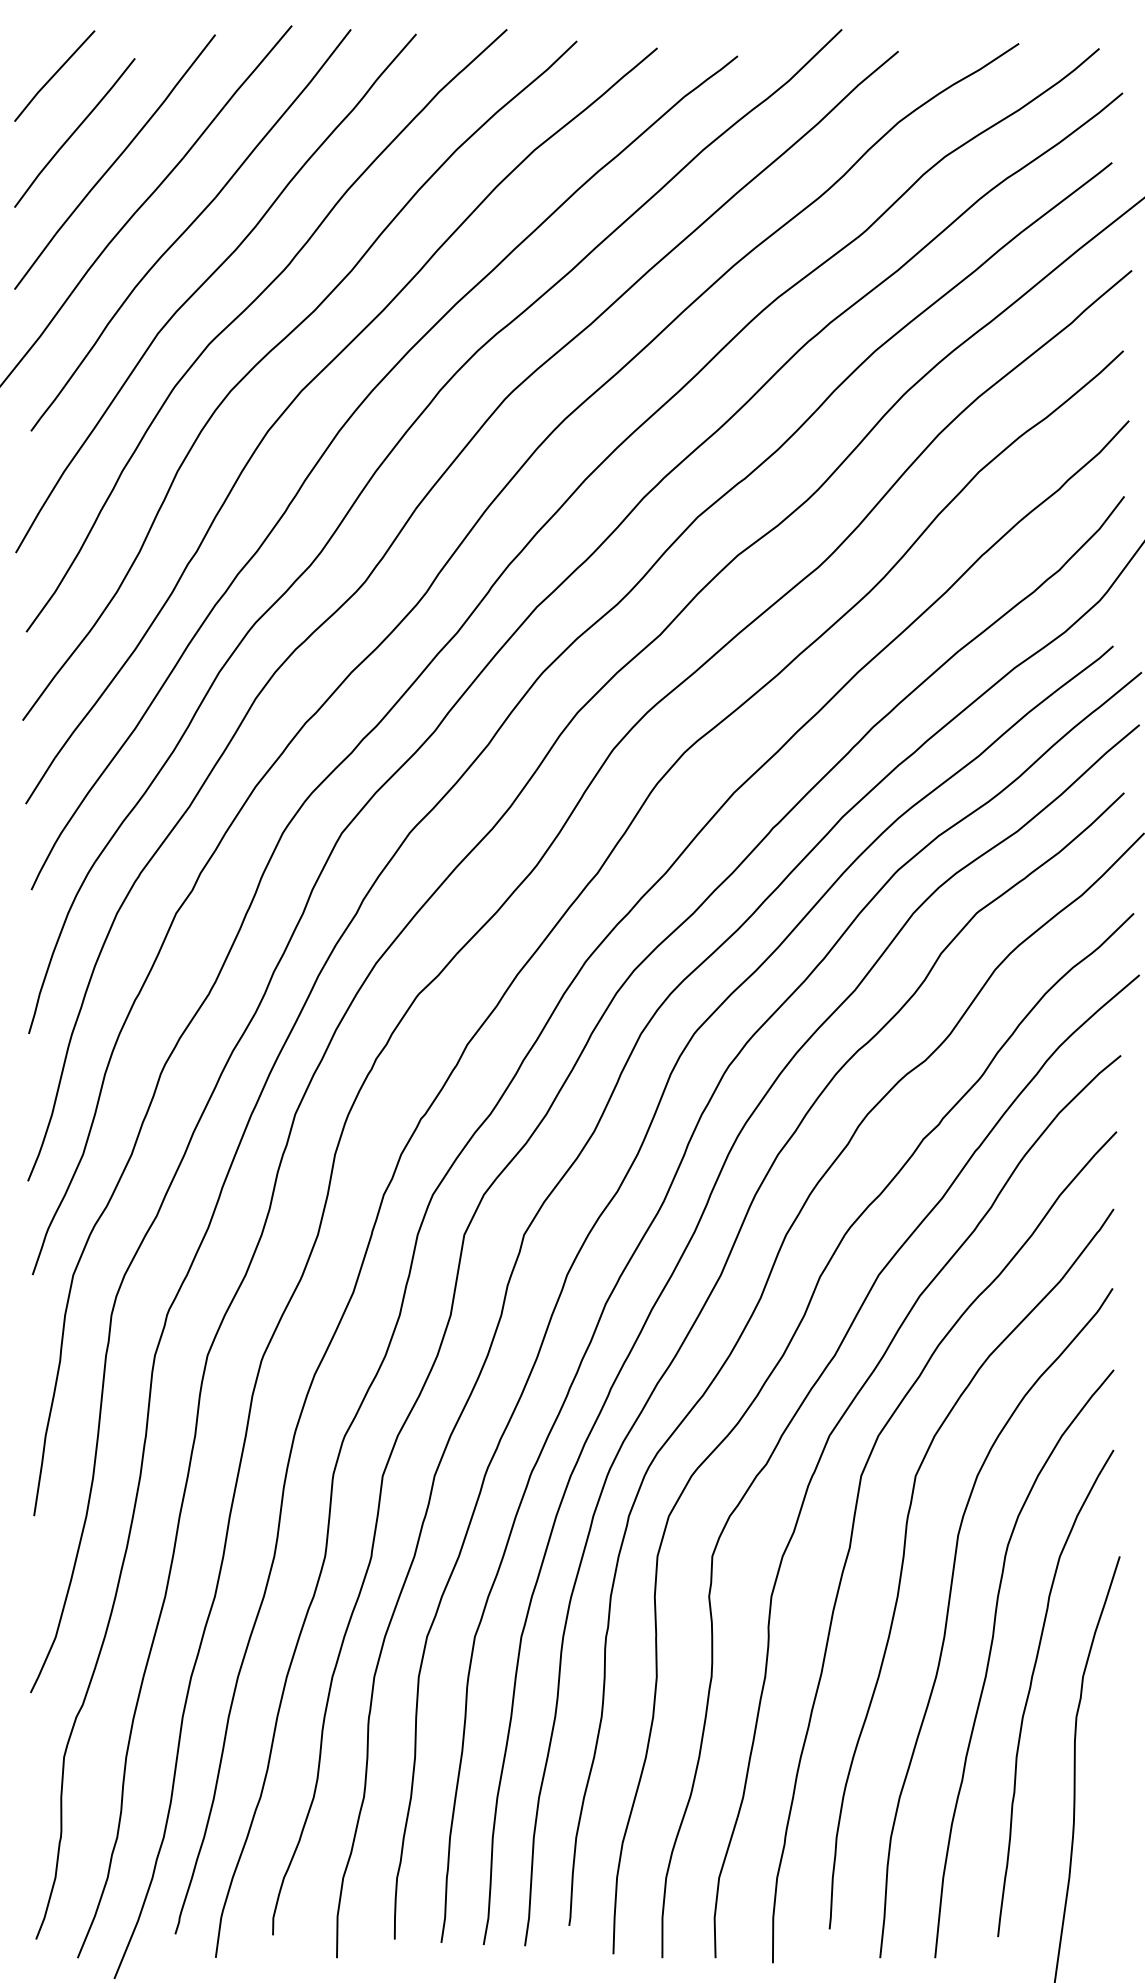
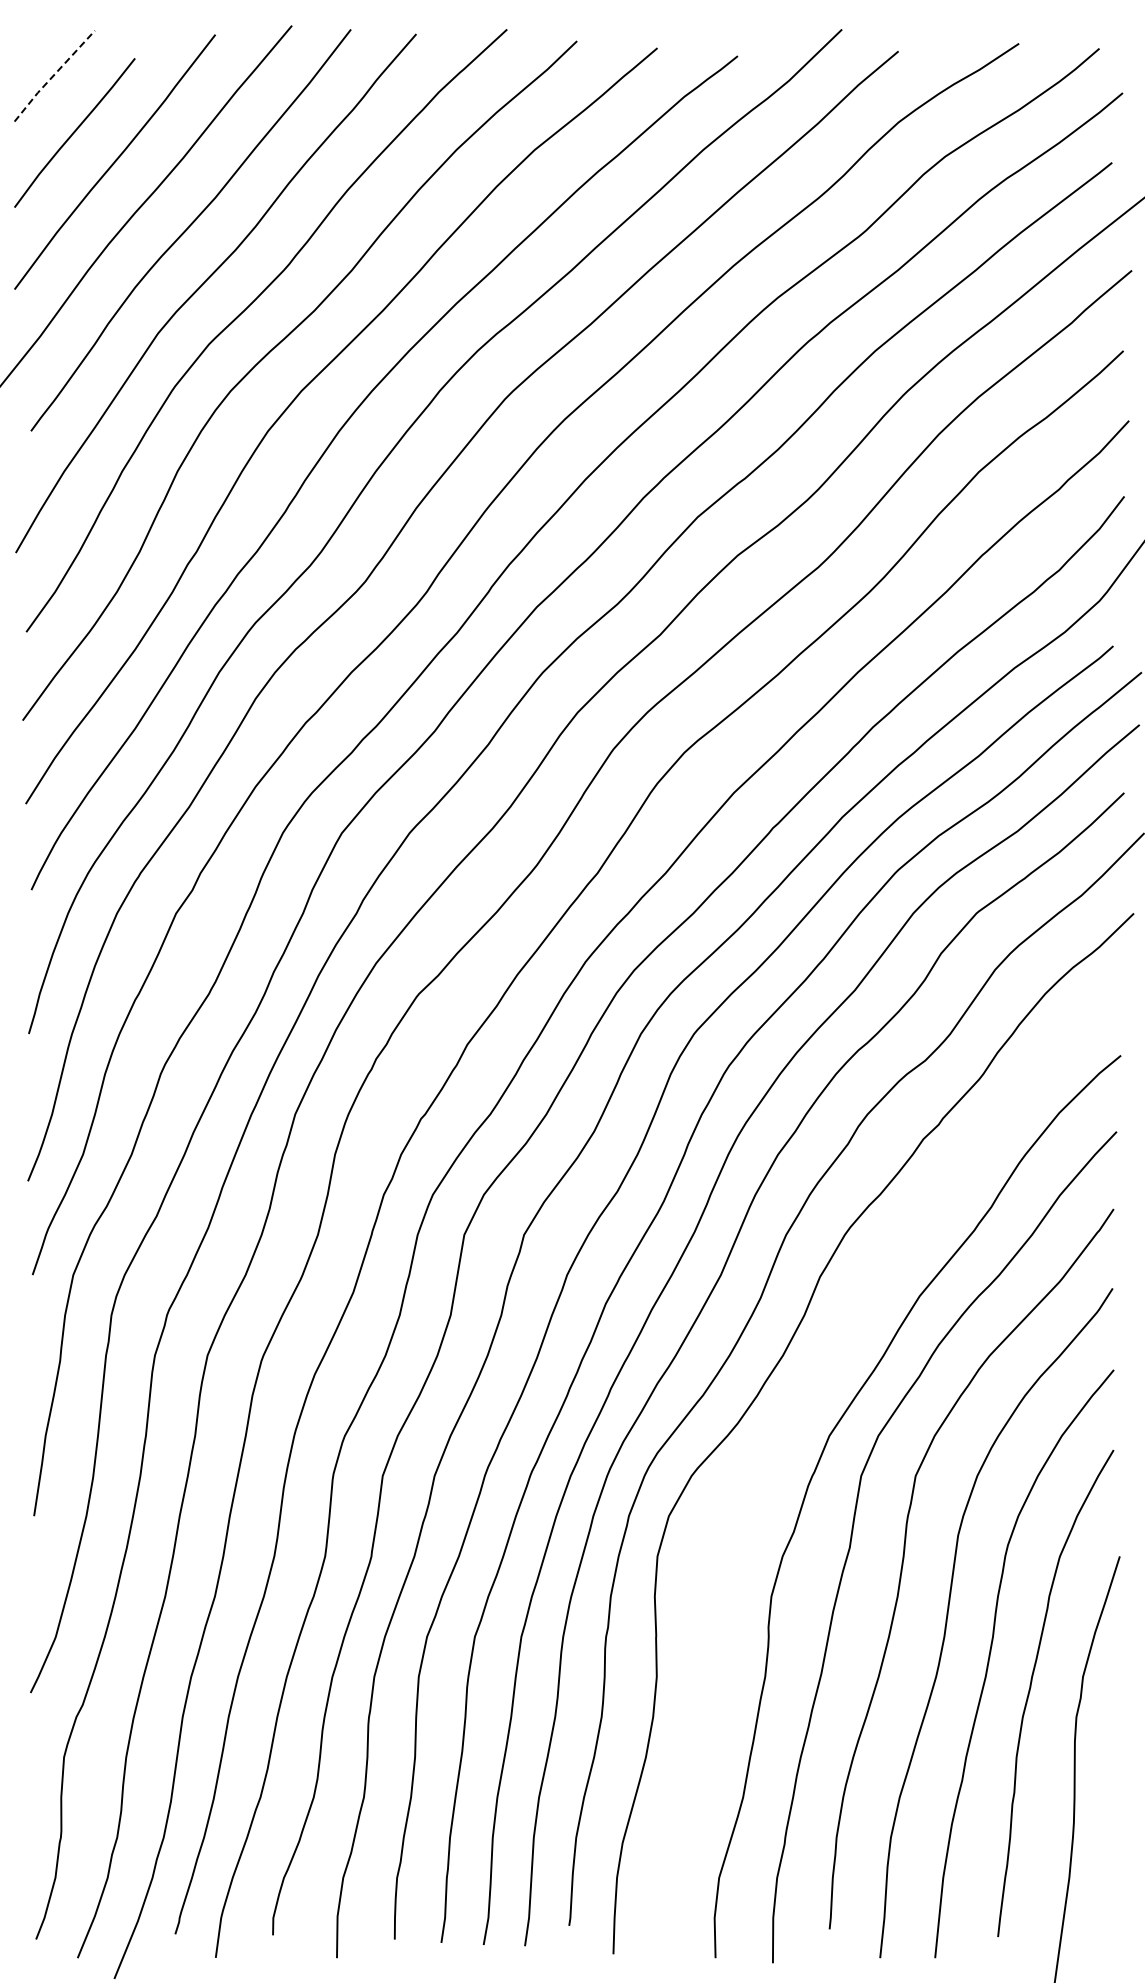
line: solid -> dashed (53, 75)
curve: present -> none (800, 1408)
